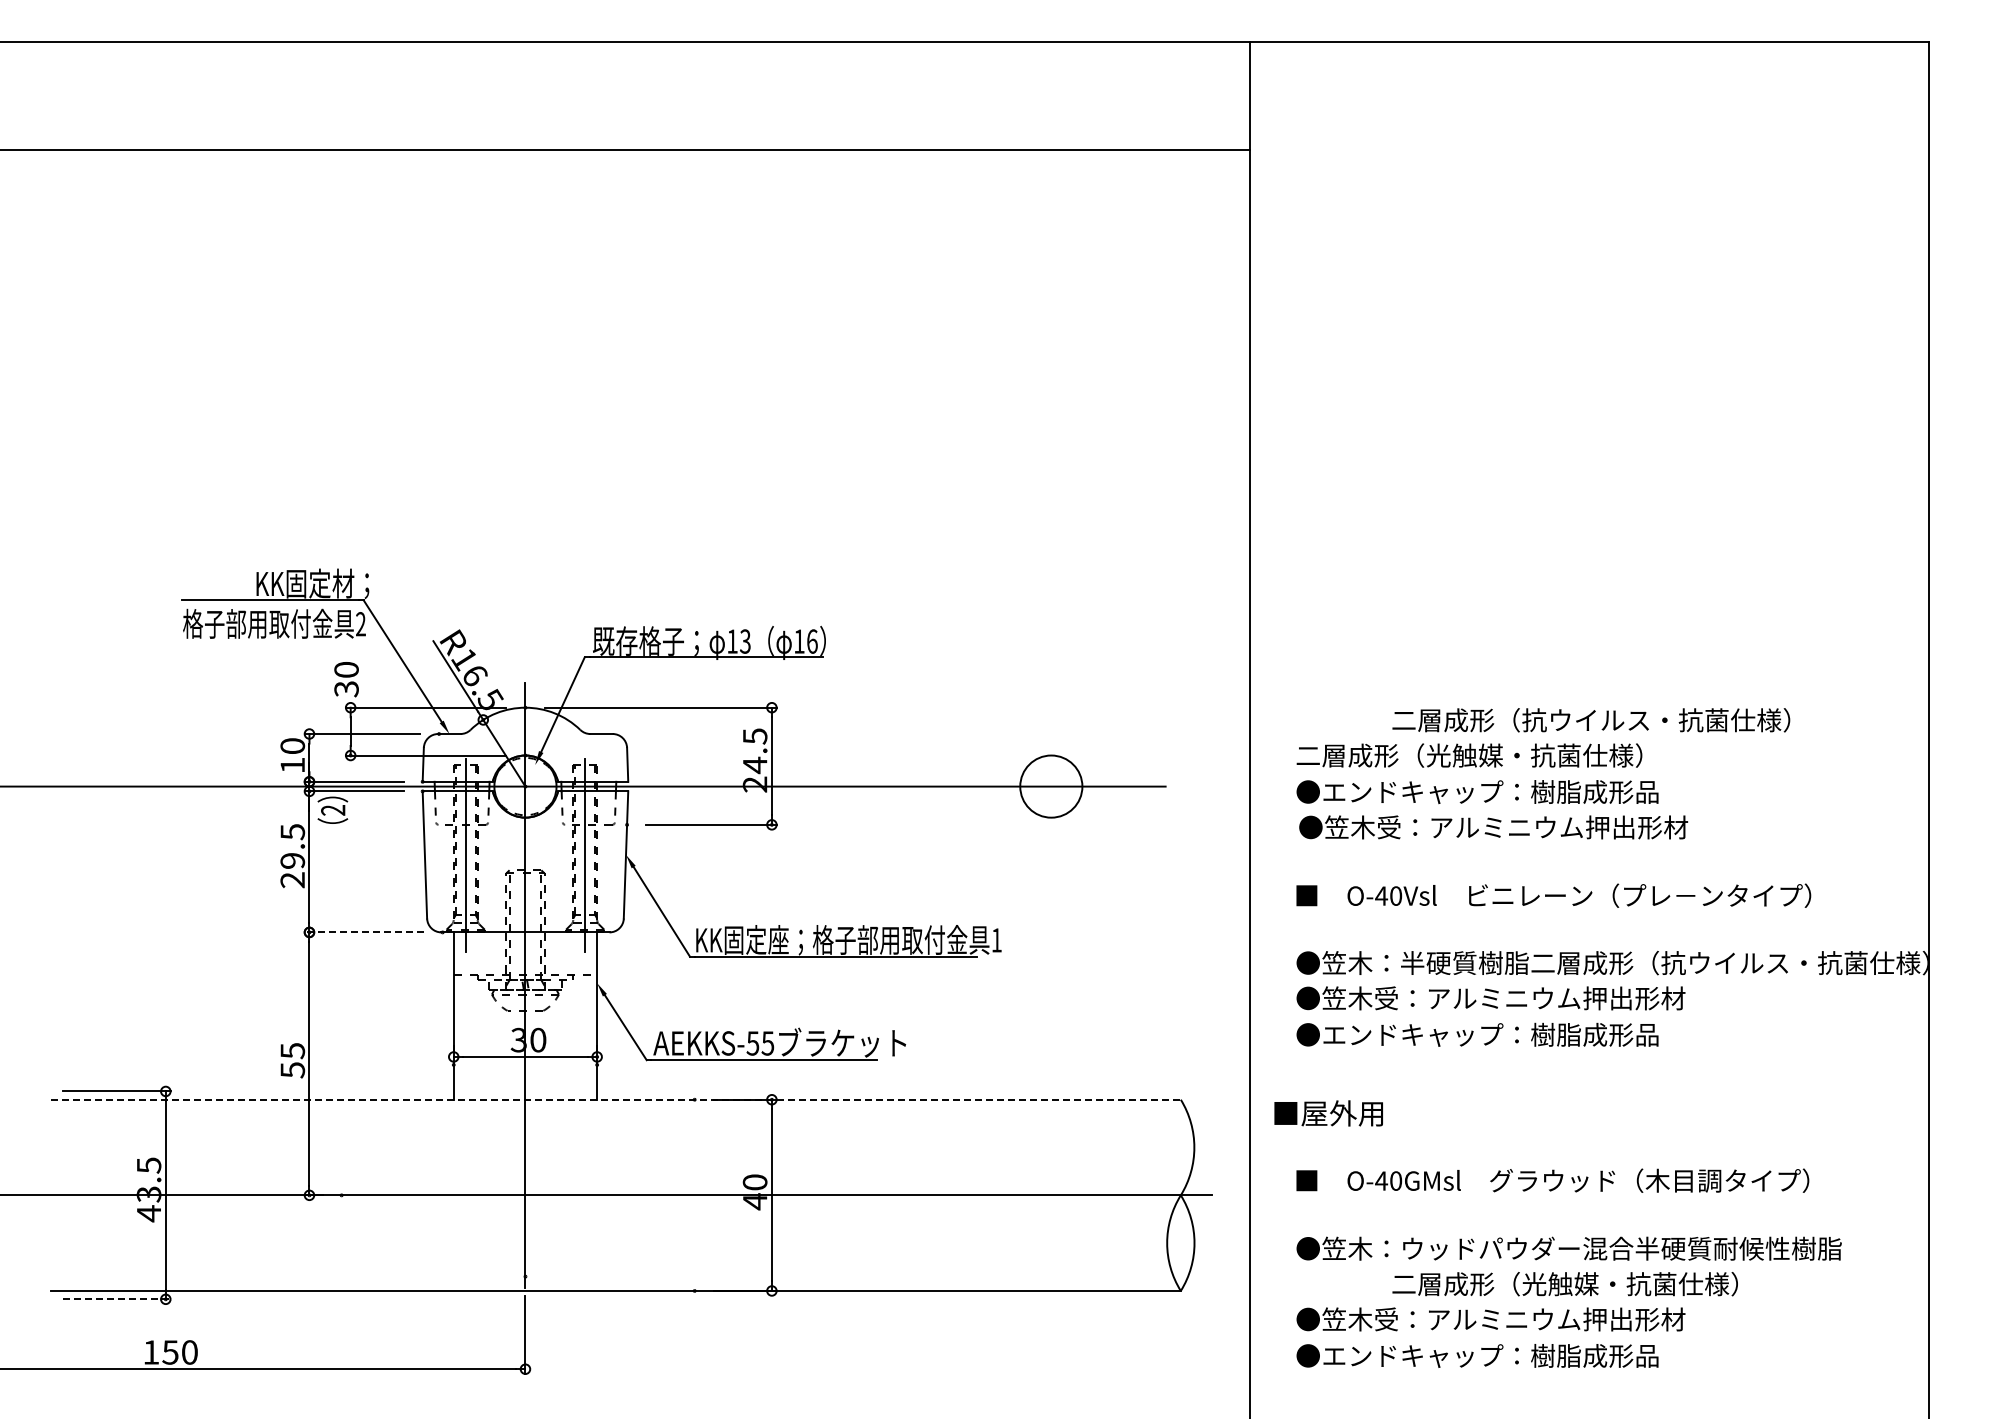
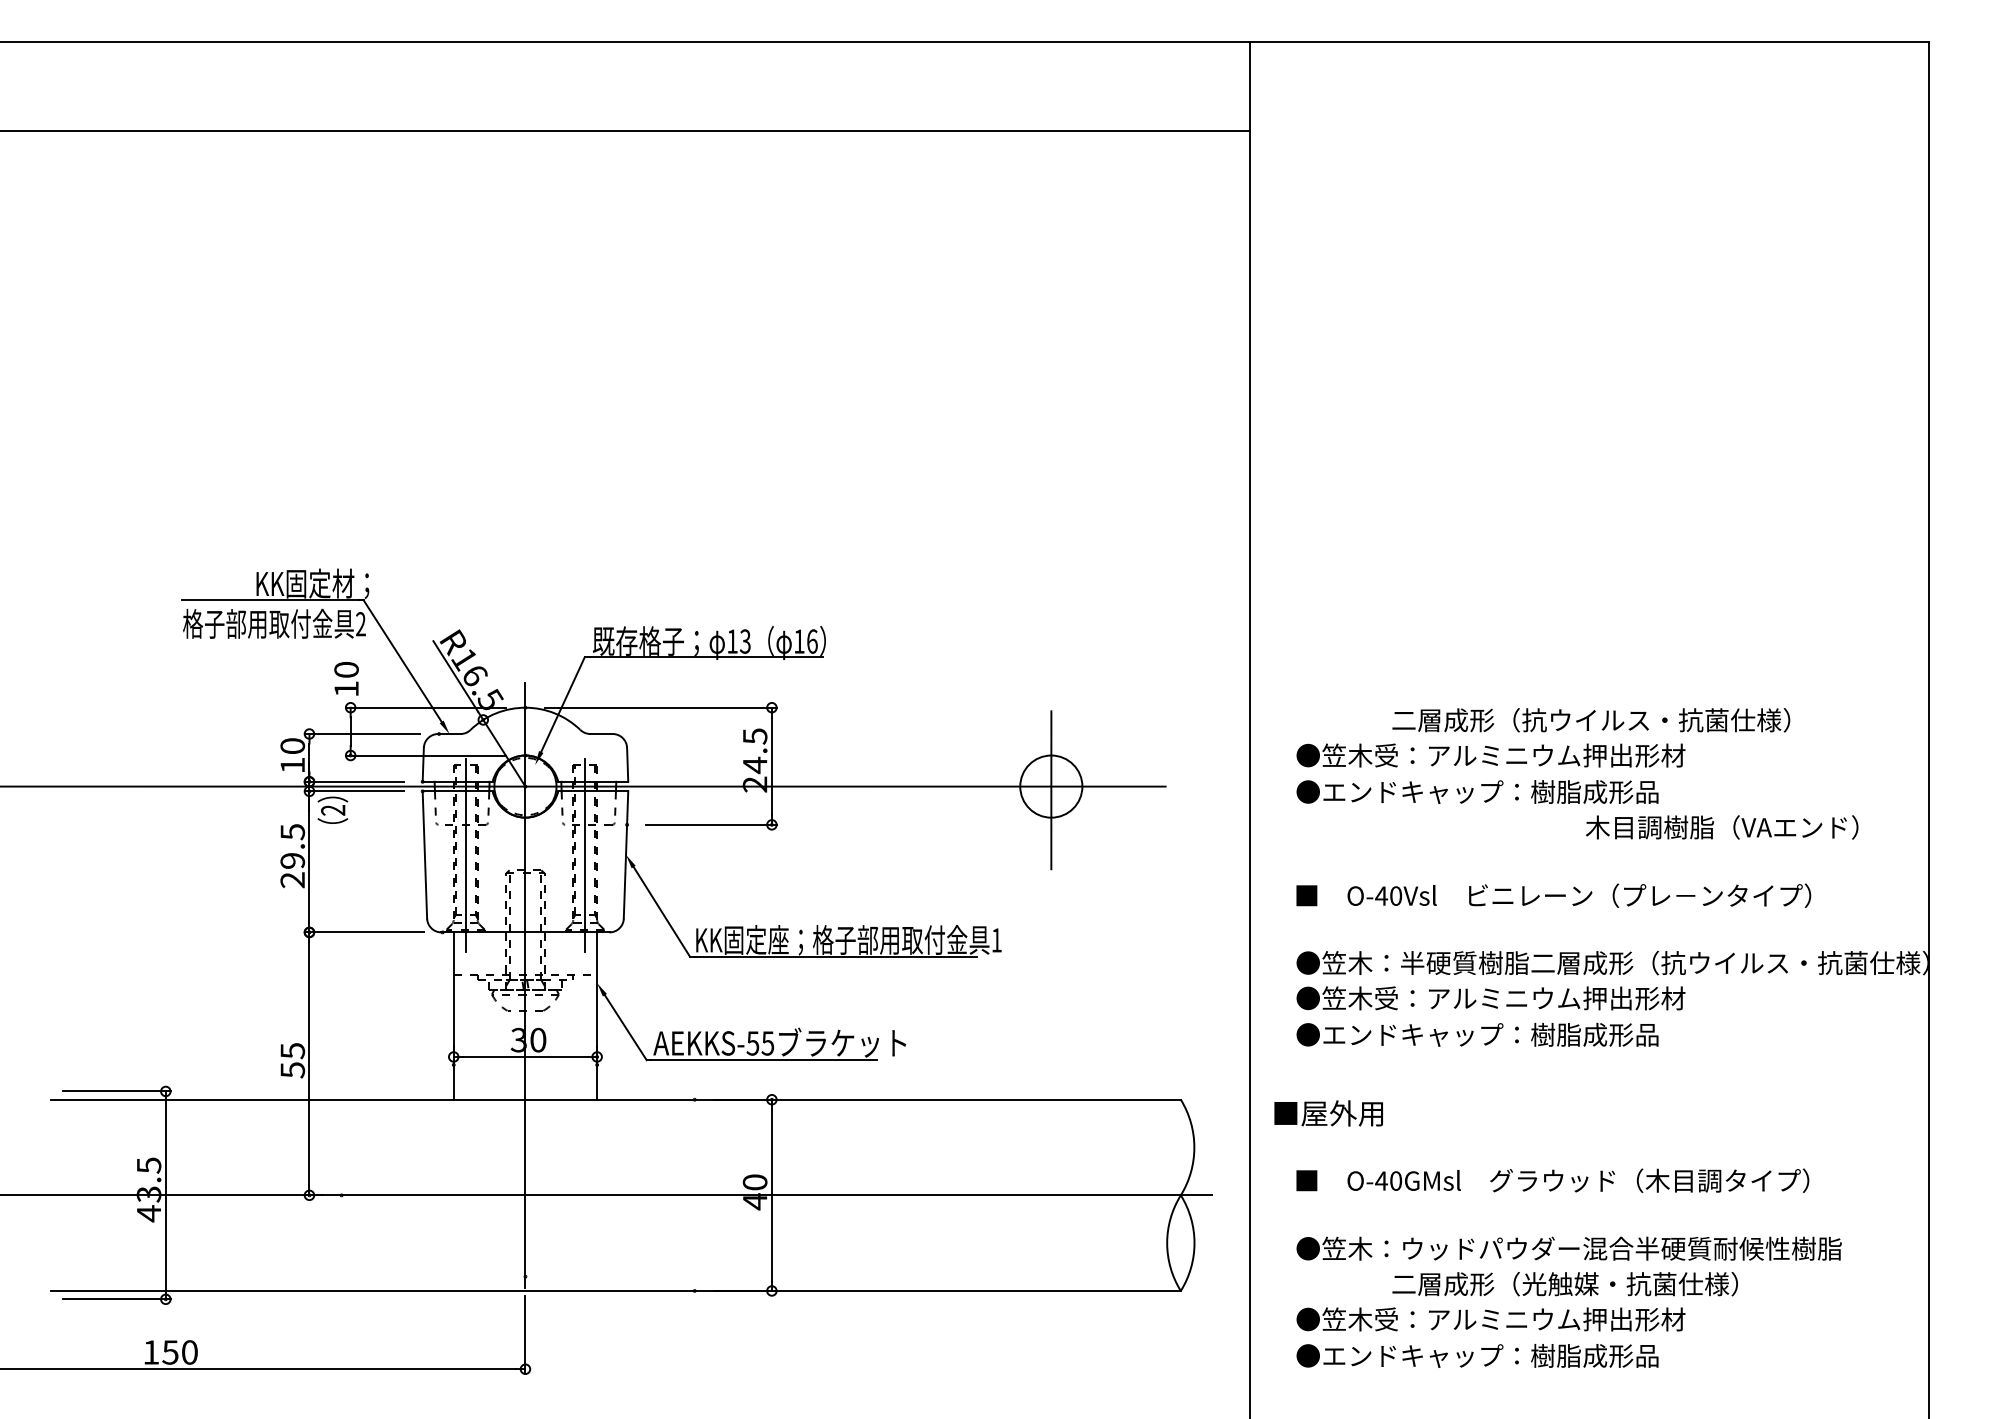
line position: (625, 150) -> (625, 131) (625, 131)
text: 30 -> 10 (346, 689)
text: 二層成形（光触媒・抗菌仕様） -> ●笠木受：アルミニウム押出形材 (1490, 755)
line: none -> present (1051, 790)
text: ●笠木受：アルミニウム押出形材 -> 木目調樹脂（VAエンド） (1578, 827)
line: dashed -> solid (363, 932)
line: dashed -> solid (616, 1099)
line: dashed -> solid (116, 1299)
